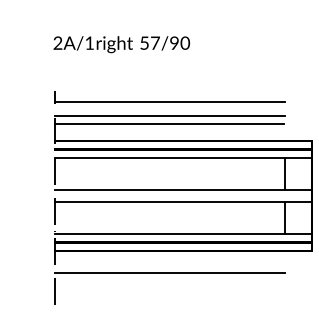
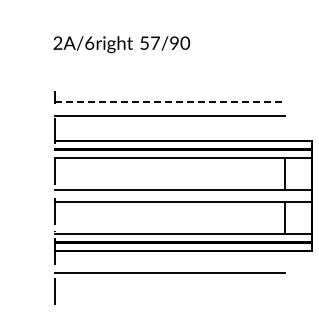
text: 2A/1 -> 2A/6 (89, 42)
line: solid -> dashed (170, 101)
line: present -> none (169, 124)
